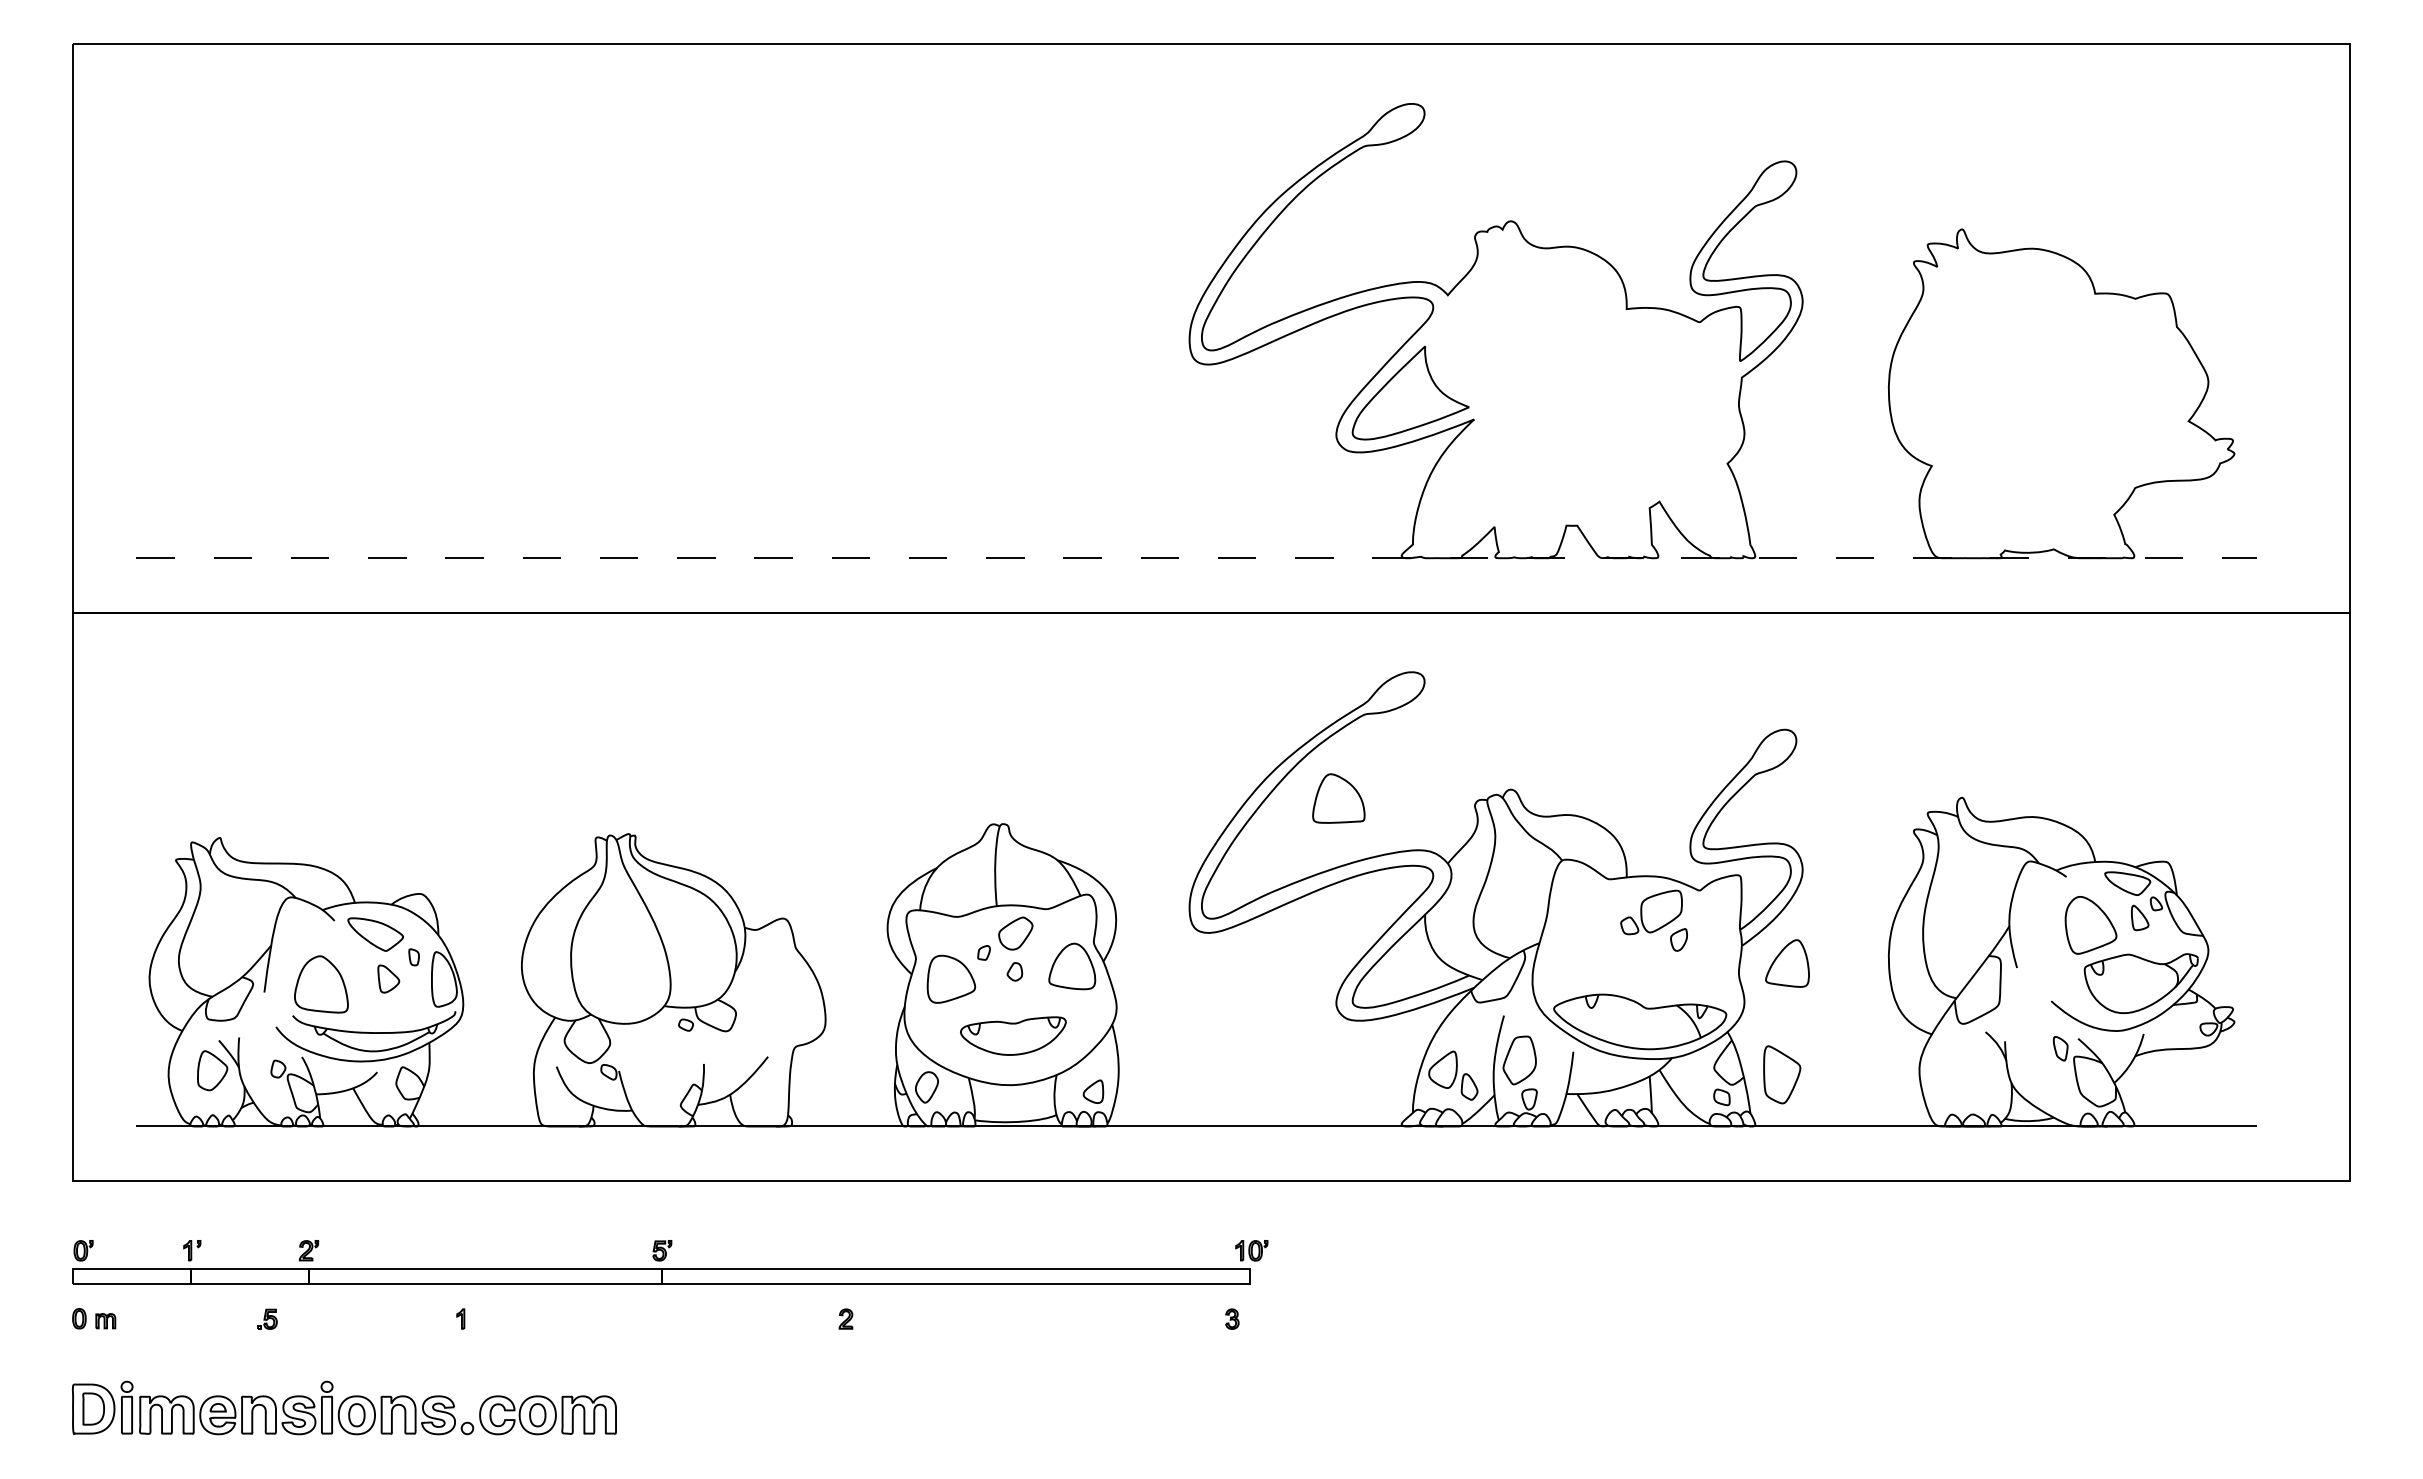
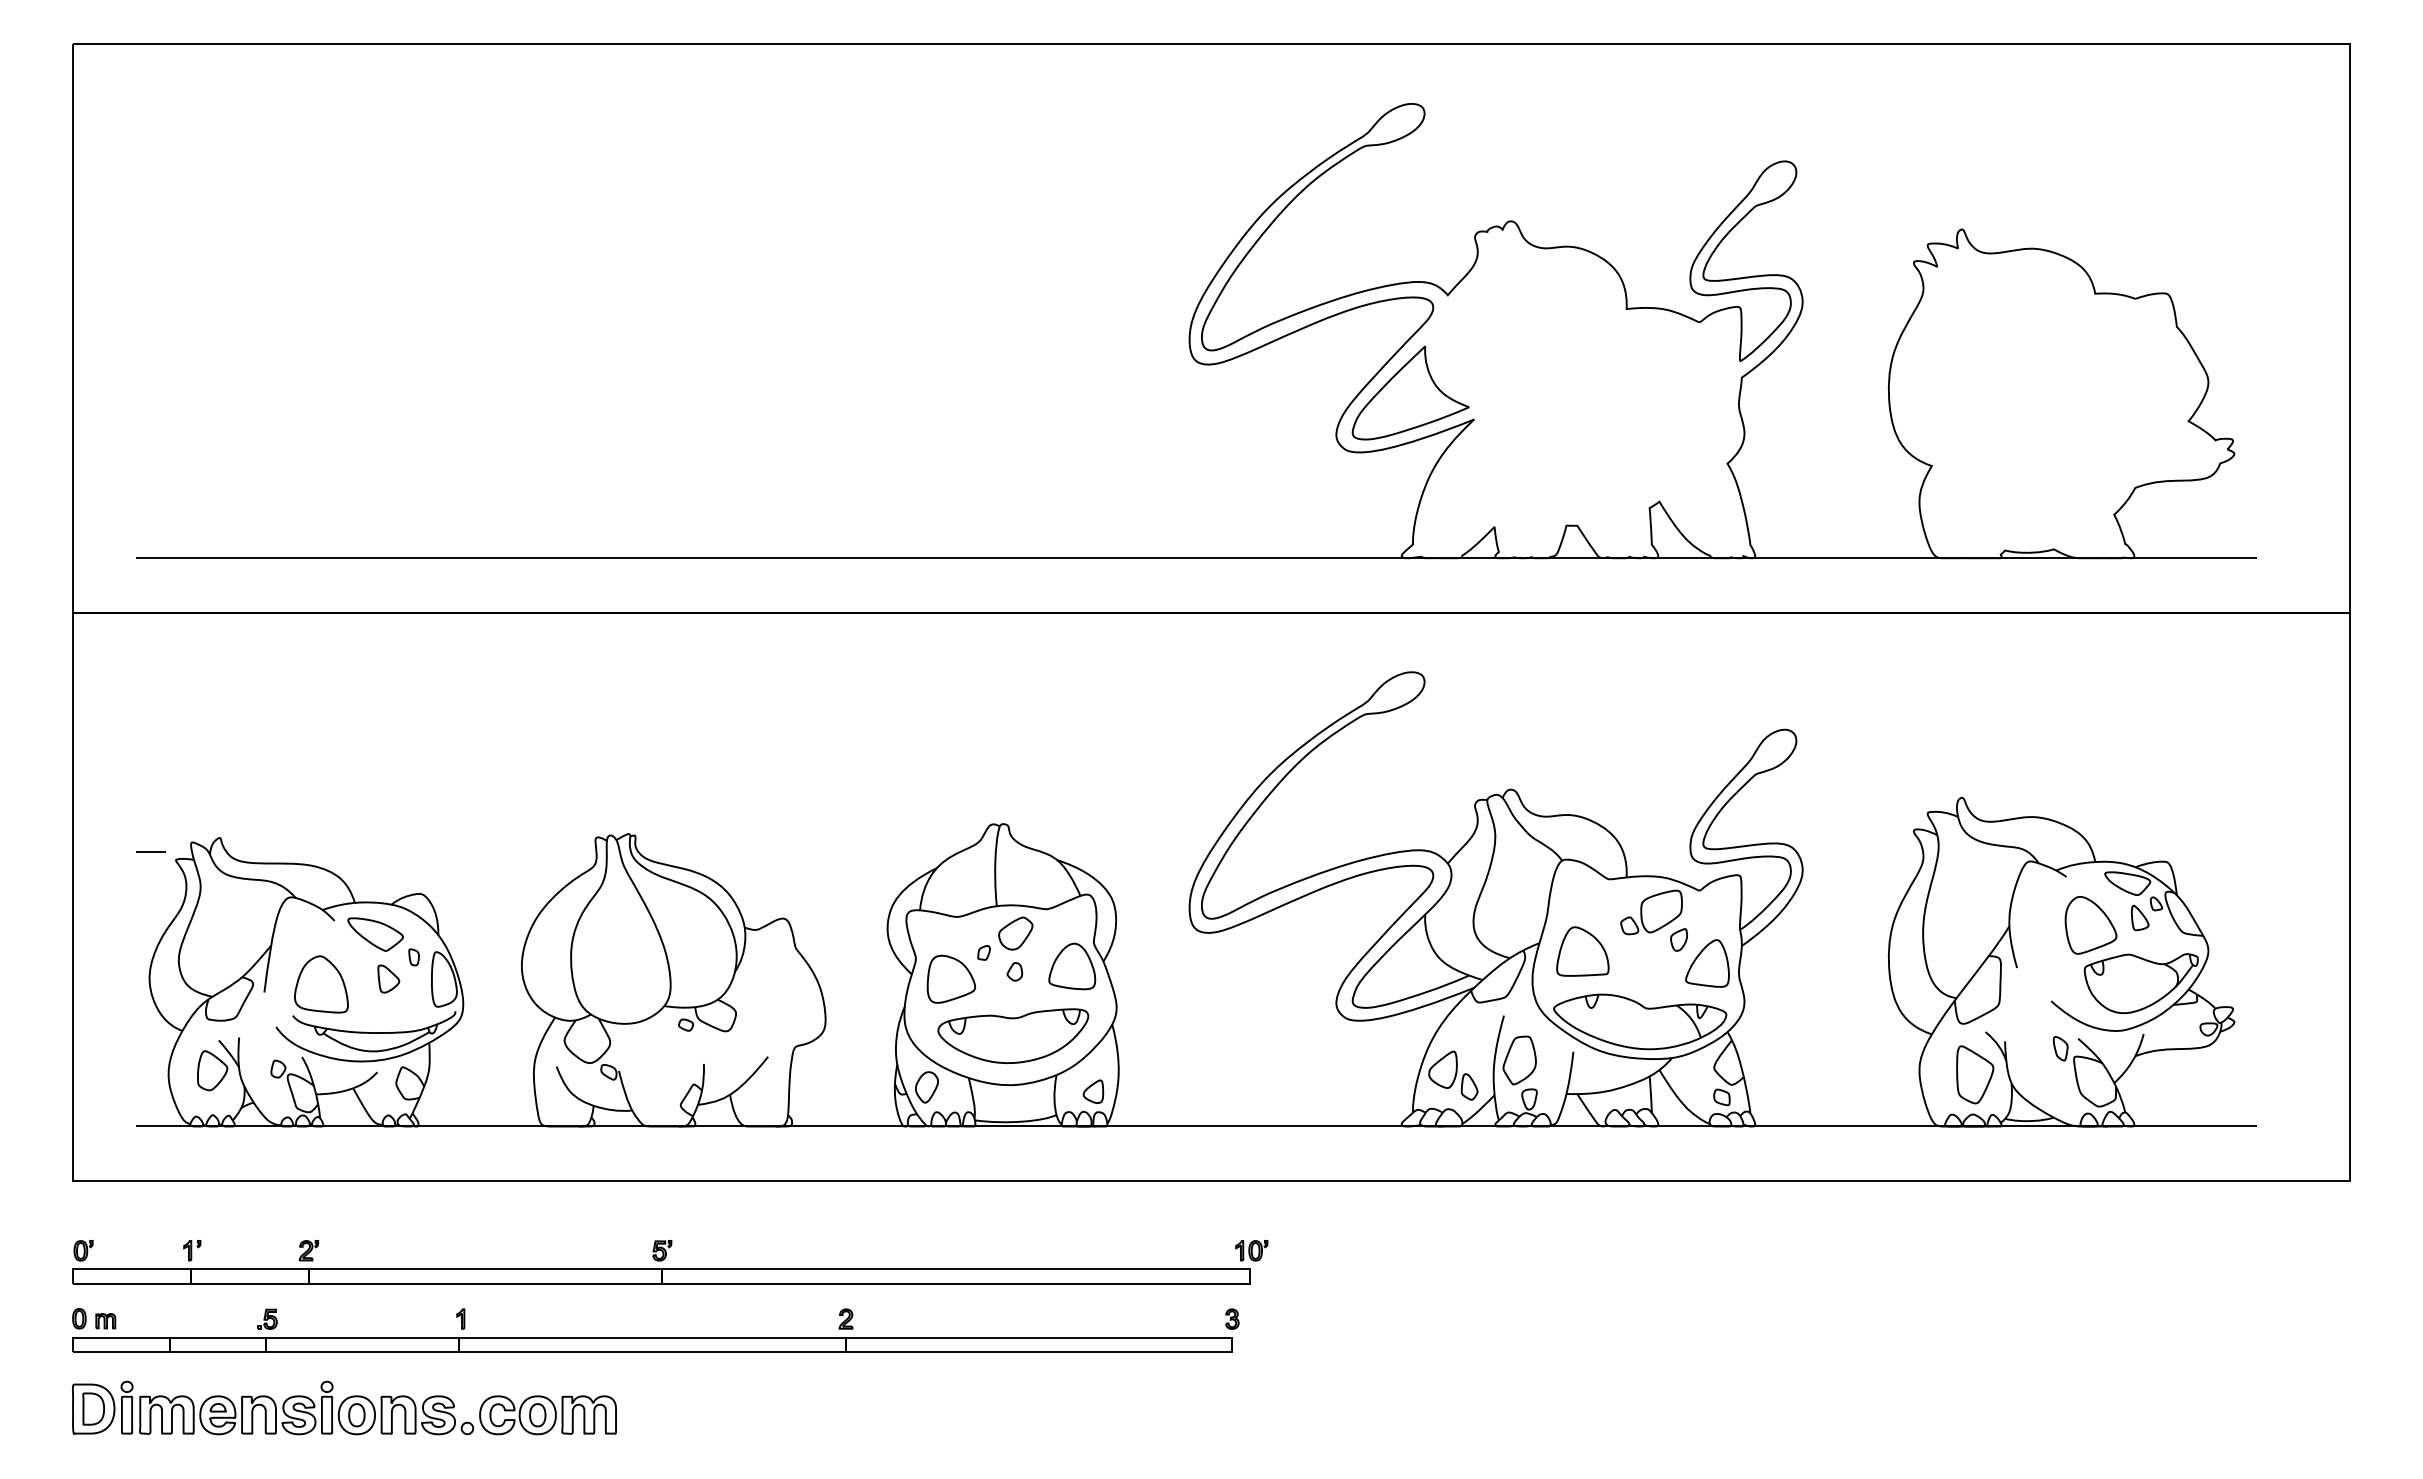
line: dashed -> solid (1196, 558)
part position: (1338, 798) -> (1582, 951) (1582, 951)
line: none -> present (150, 851)
part position: (1787, 963) -> (1707, 963) (1707, 963)
part size: 107x40 px -> 153x56 px (1013, 1035)
part position: (1782, 1074) -> (1975, 1074) (1975, 1074)
part: none -> present (652, 1344)
